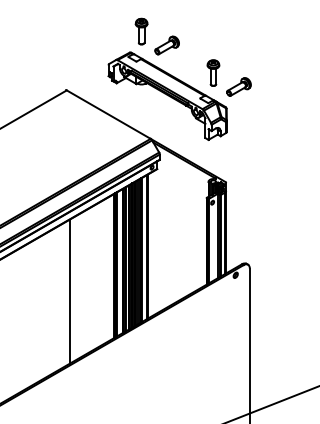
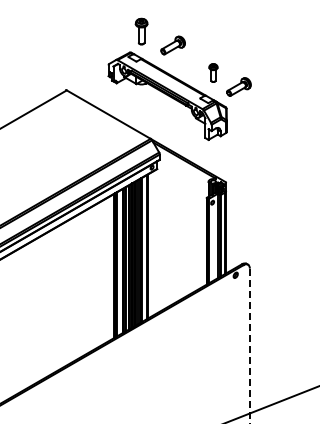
part position: (166, 45) -> (172, 45) (172, 45)
part size: 15x28 px -> 11x20 px (213, 72)
line: present -> none (69, 291)
line: solid -> dashed (249, 346)
